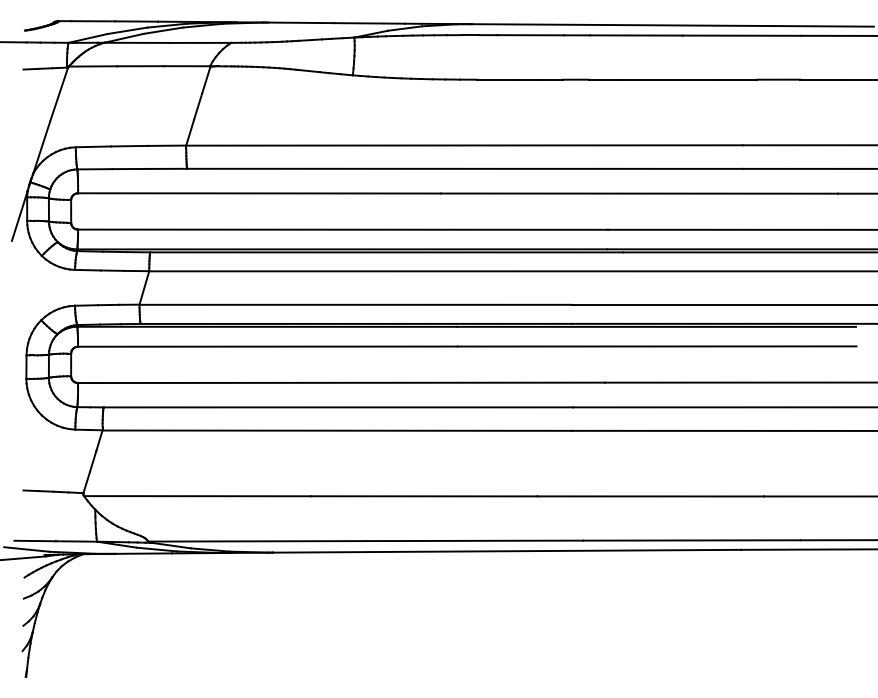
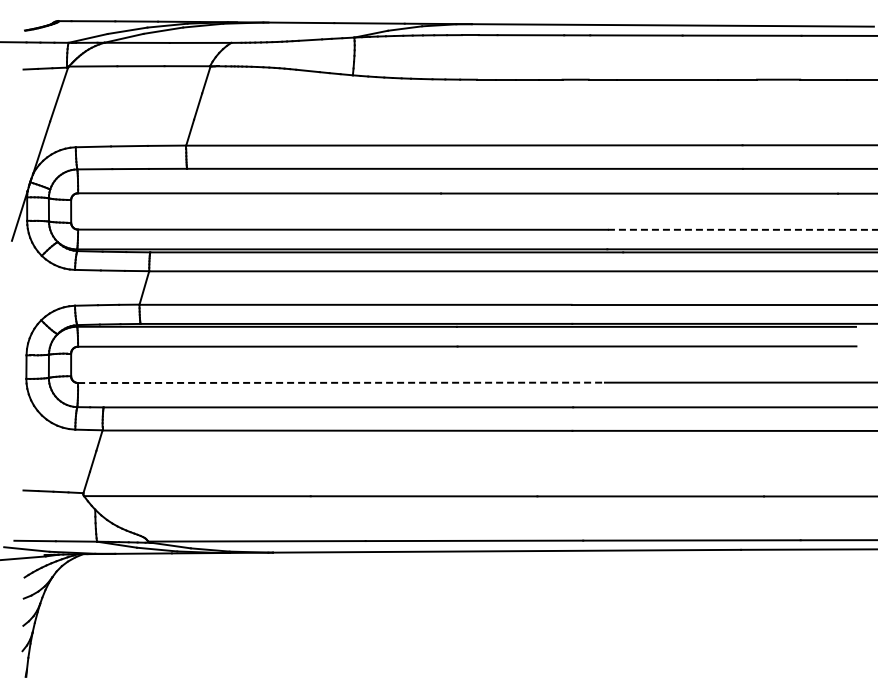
line: solid -> dashed (742, 229)
line: solid -> dashed (342, 382)
